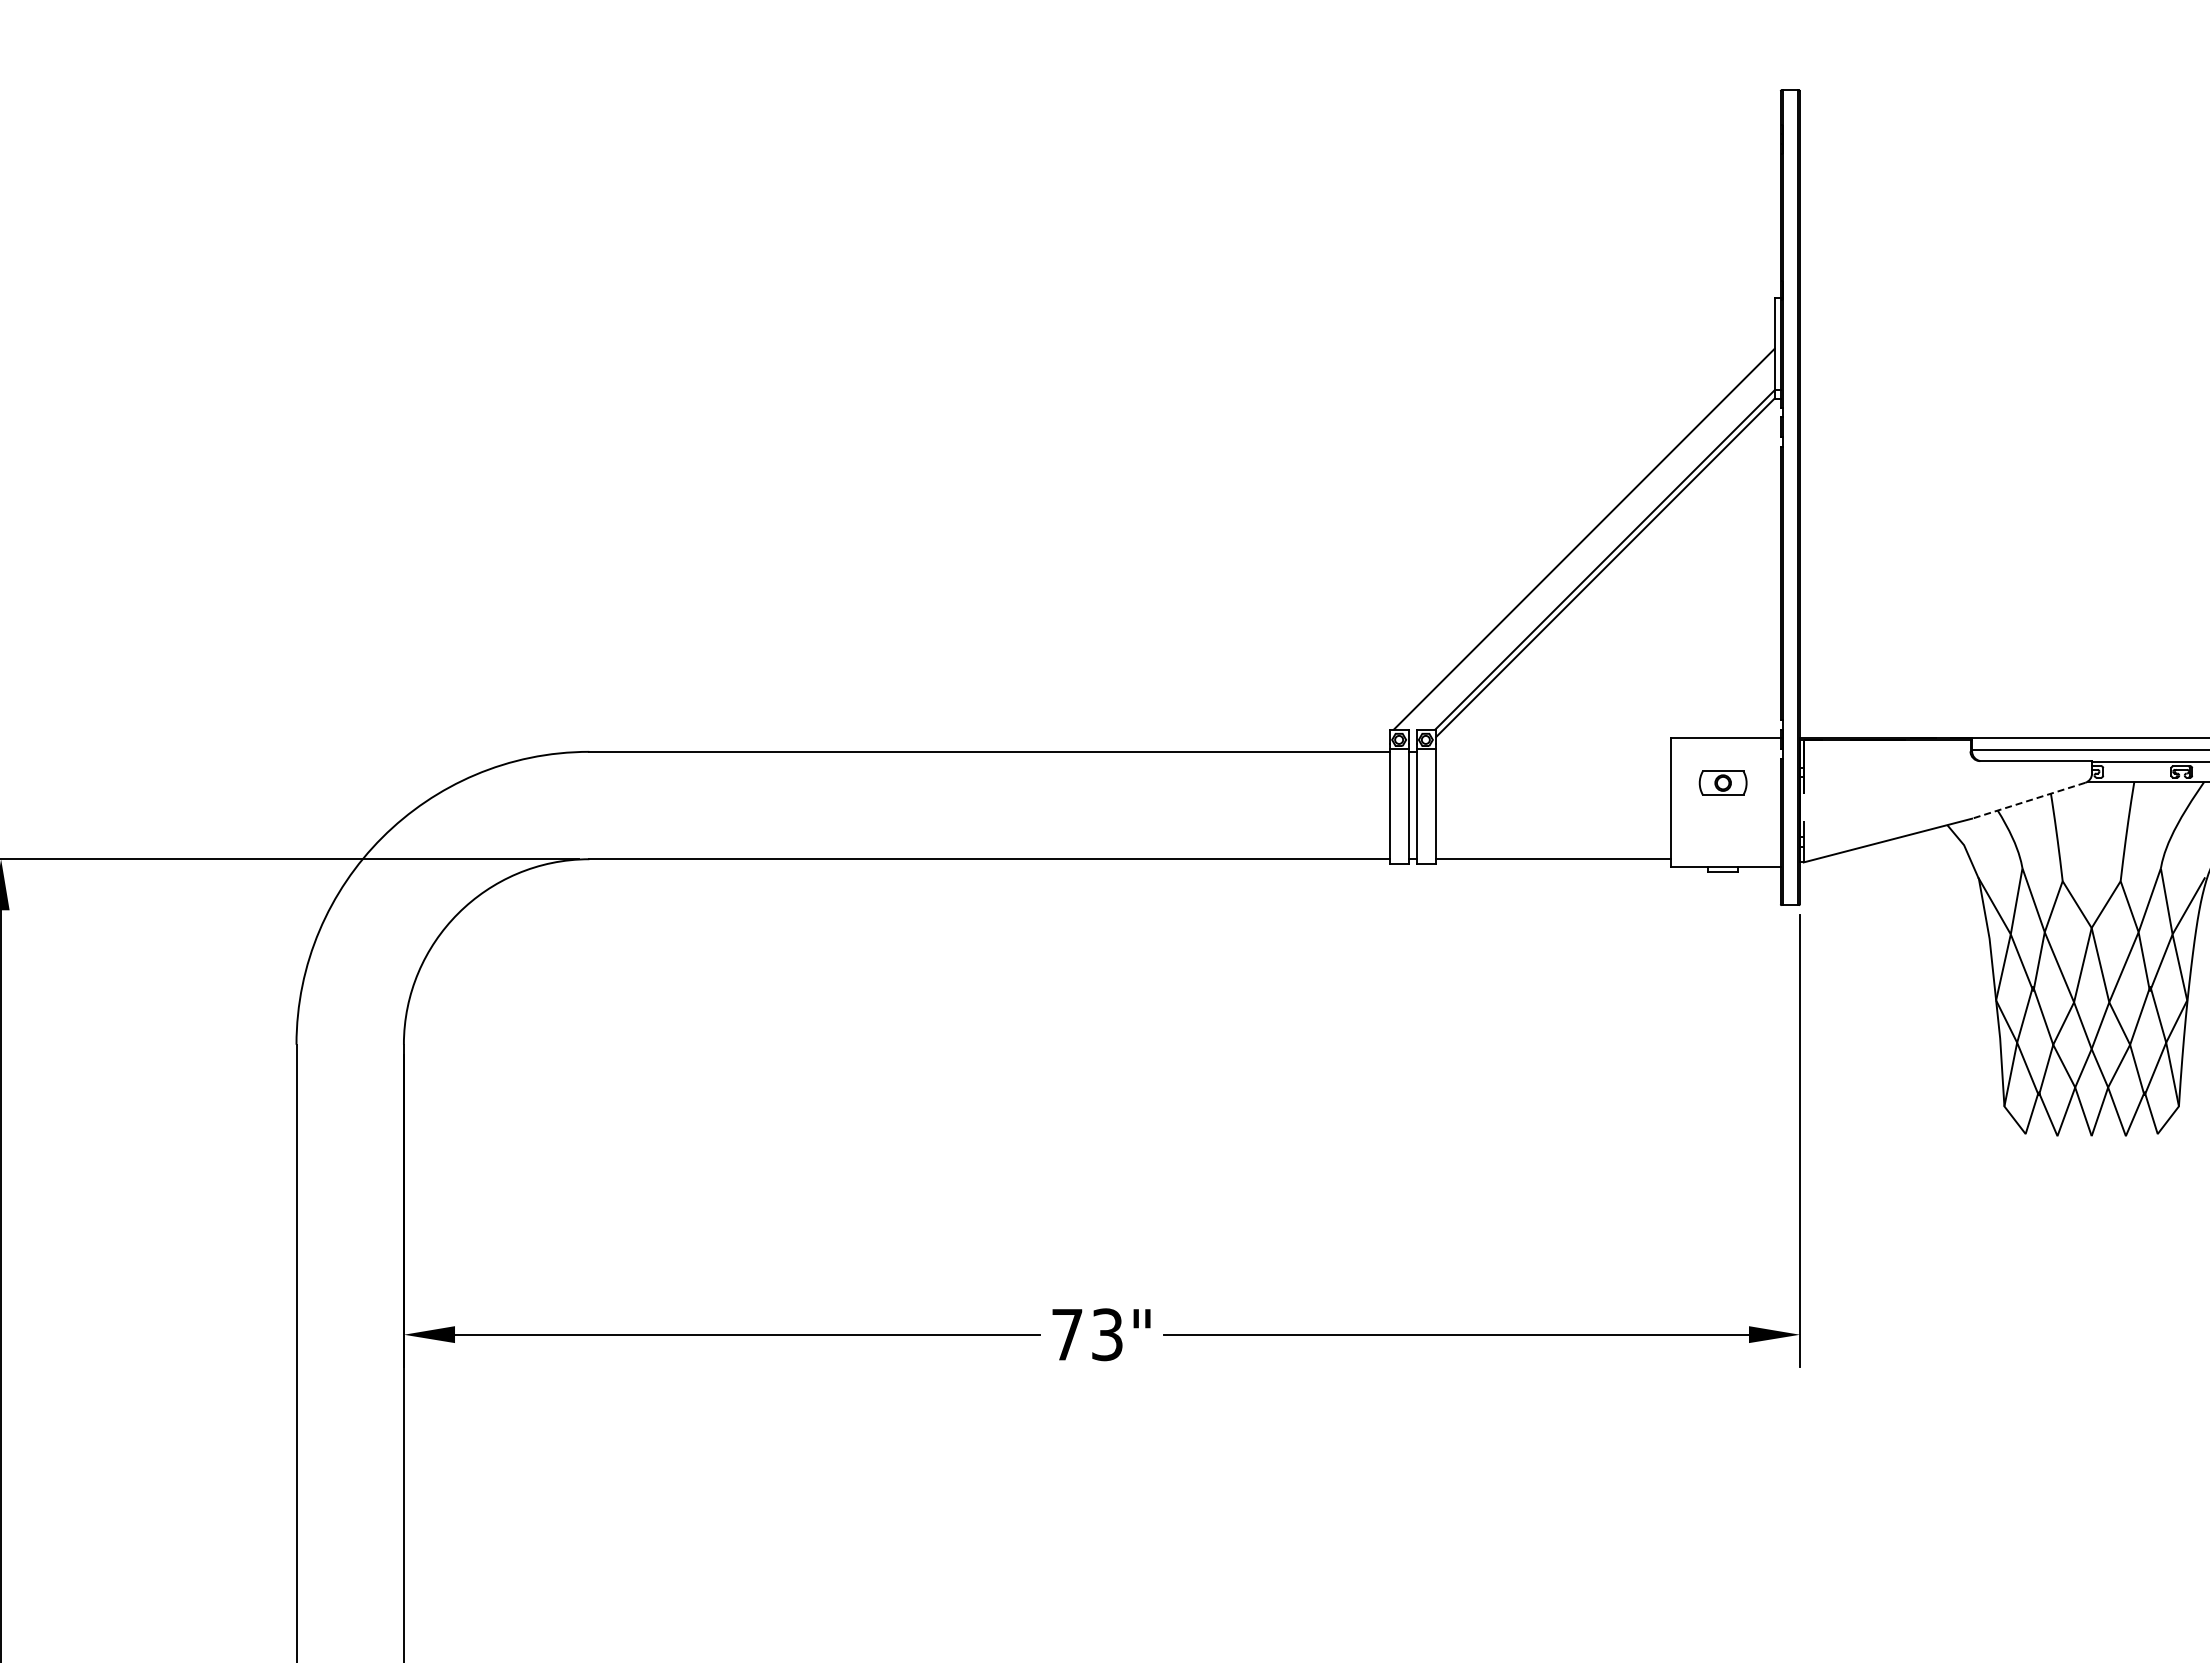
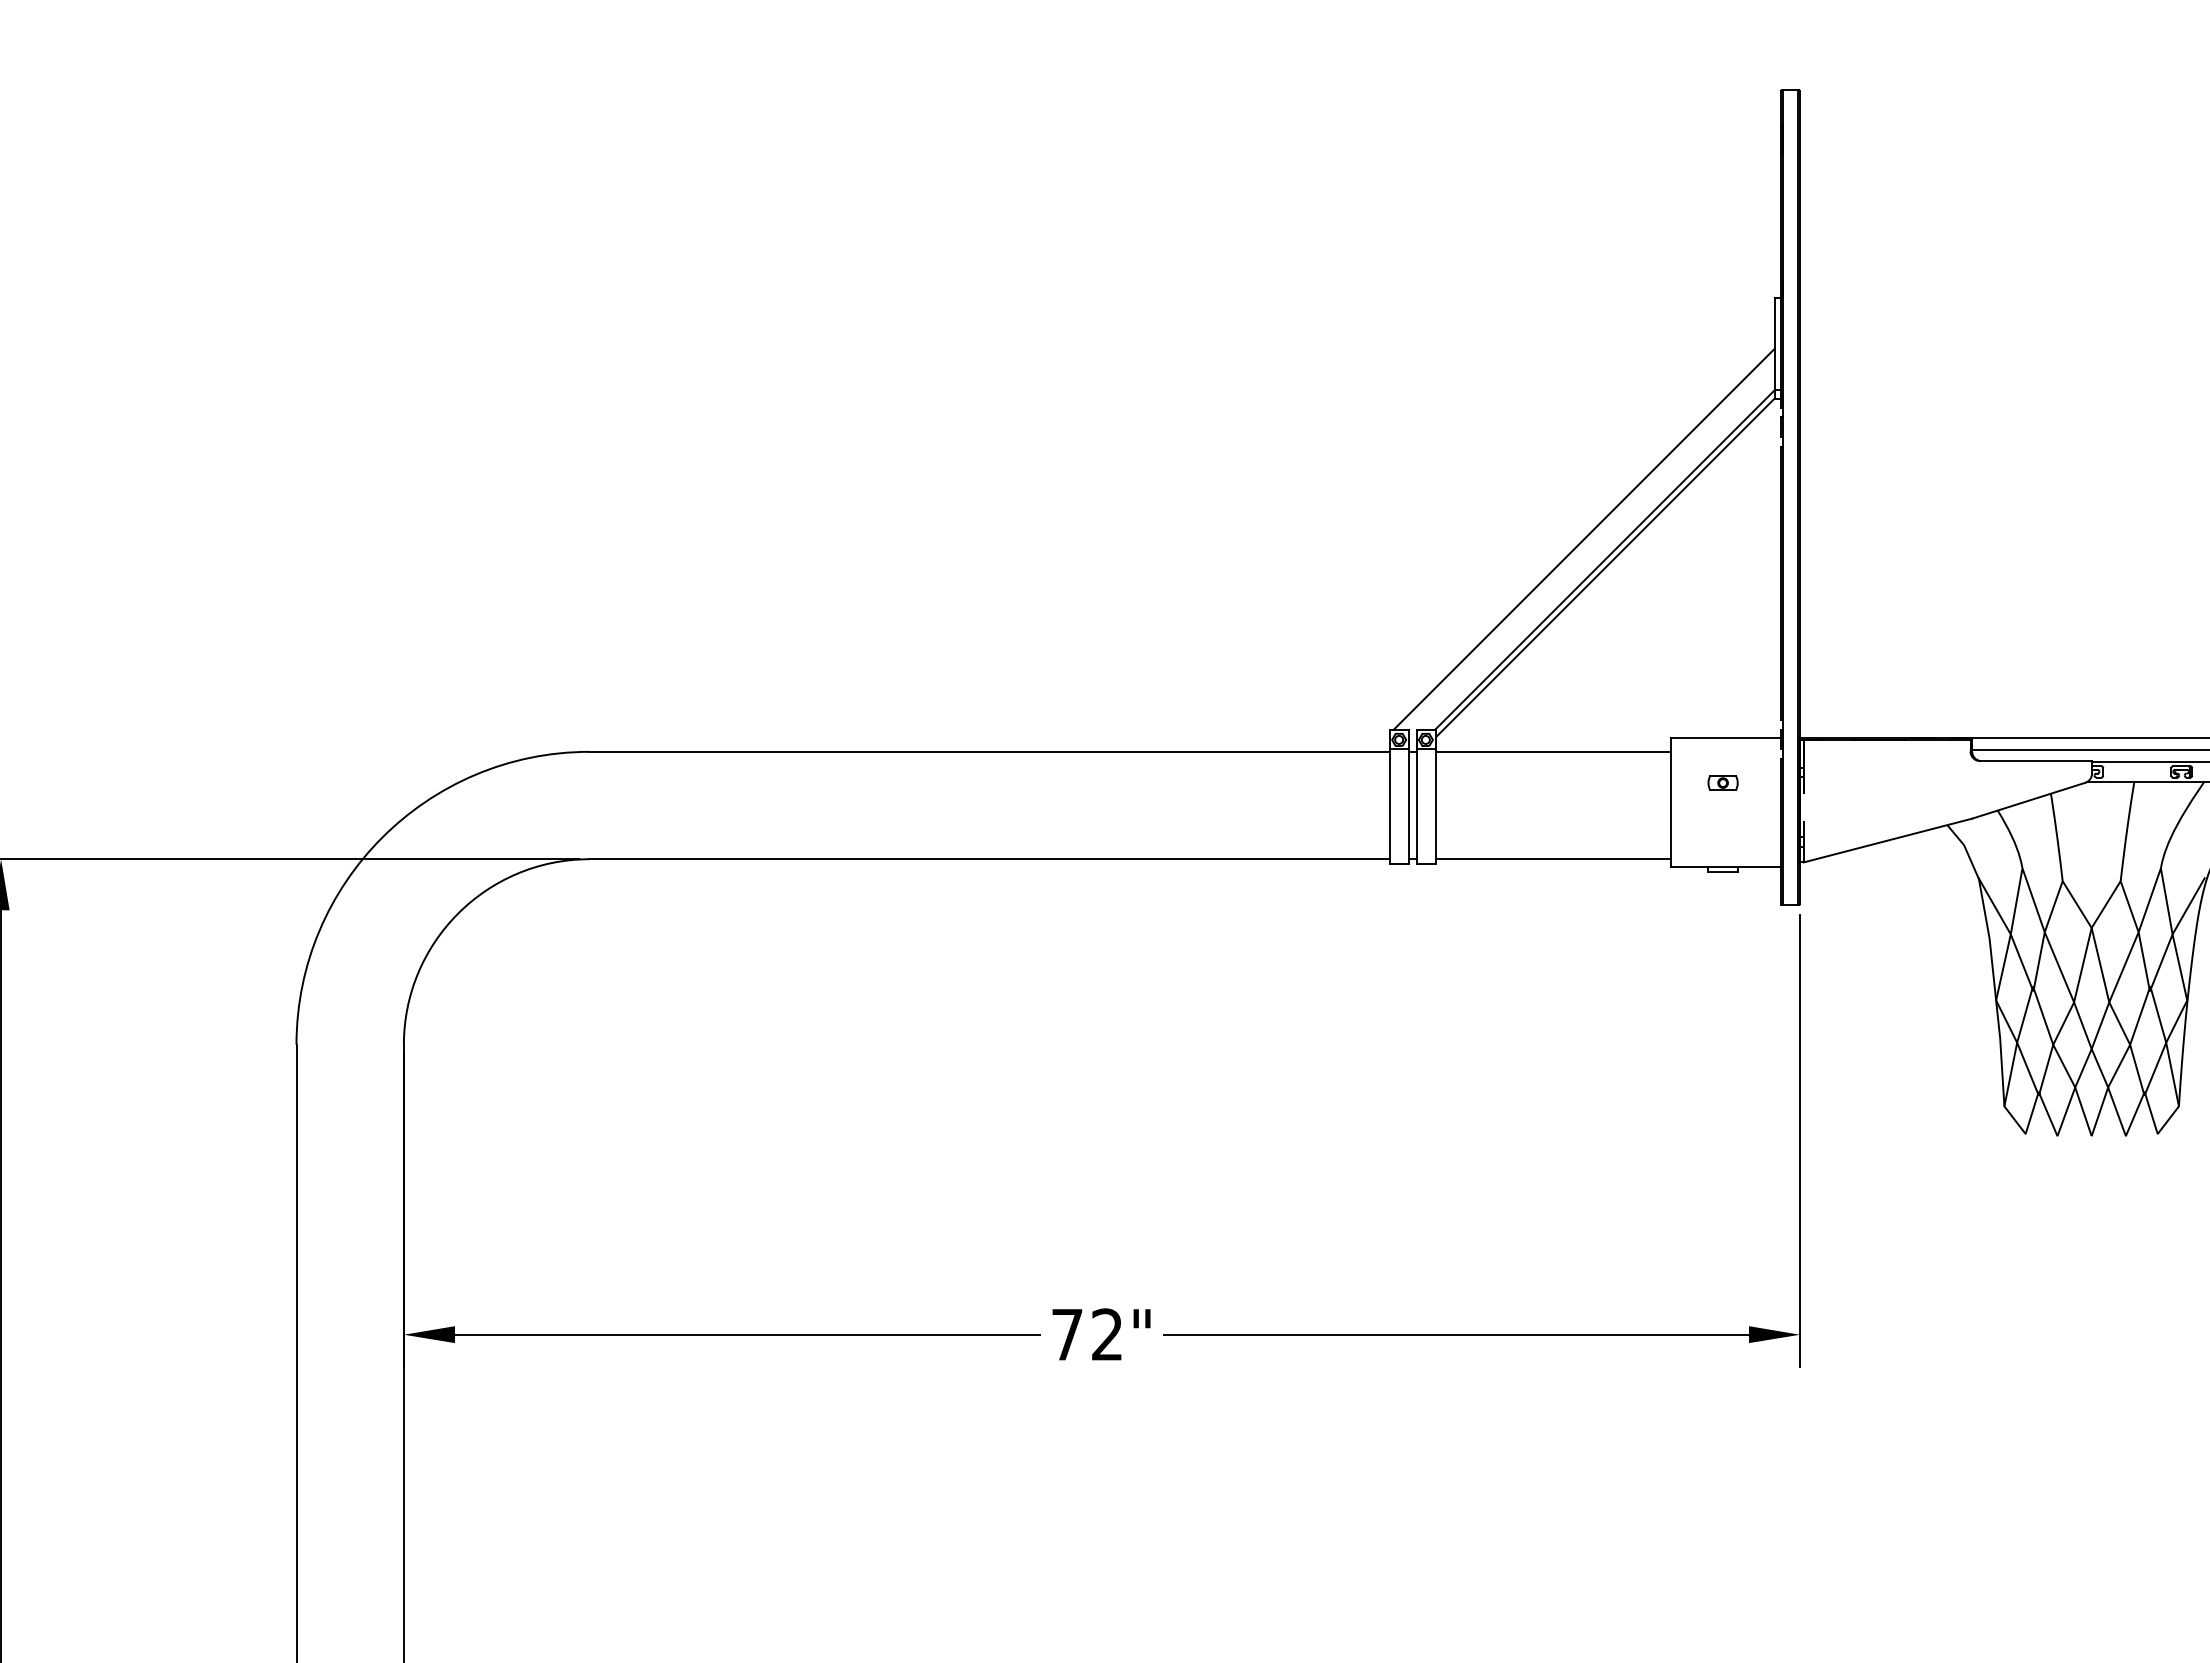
line: none -> present (1553, 751)
part size: 50x26 px -> 32x16 px (1722, 782)
line: dashed -> solid (2028, 800)
text: 73" -> 72" (1107, 1334)
